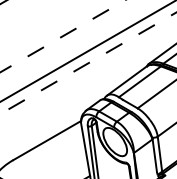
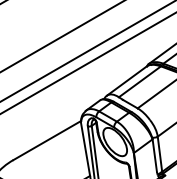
line: dashed -> solid (62, 36)
line: dashed -> solid (88, 63)
